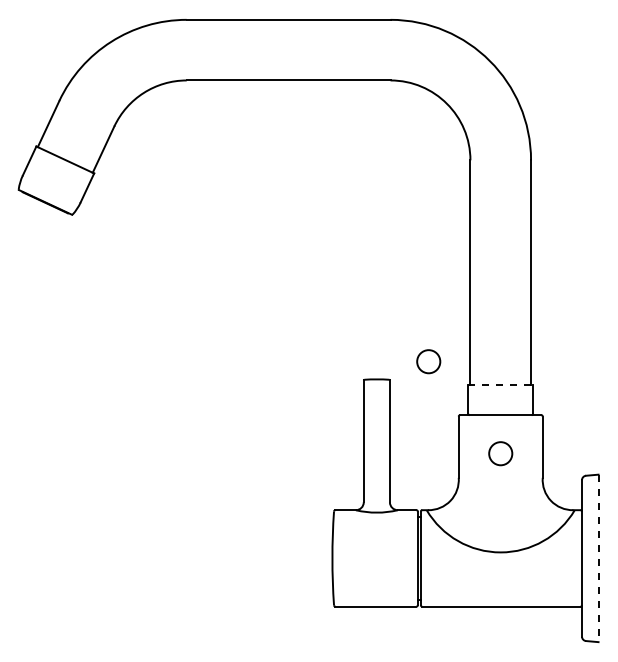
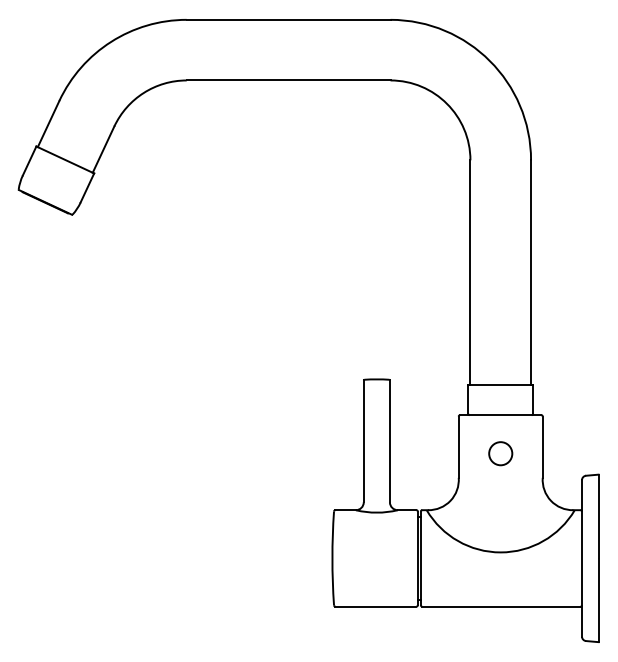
circle: present -> none (428, 361)
line: dashed -> solid (501, 384)
line: dashed -> solid (598, 558)
